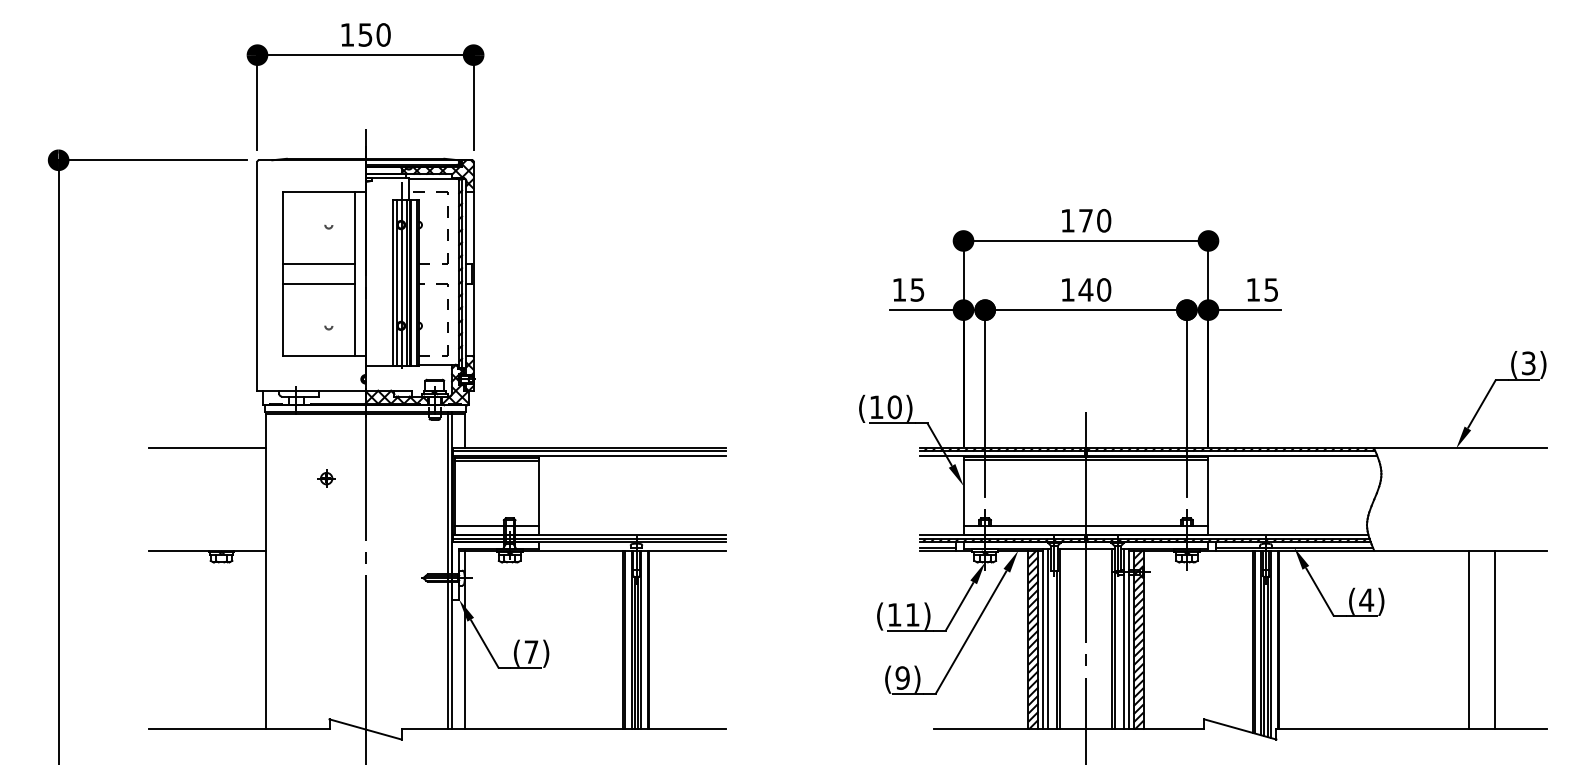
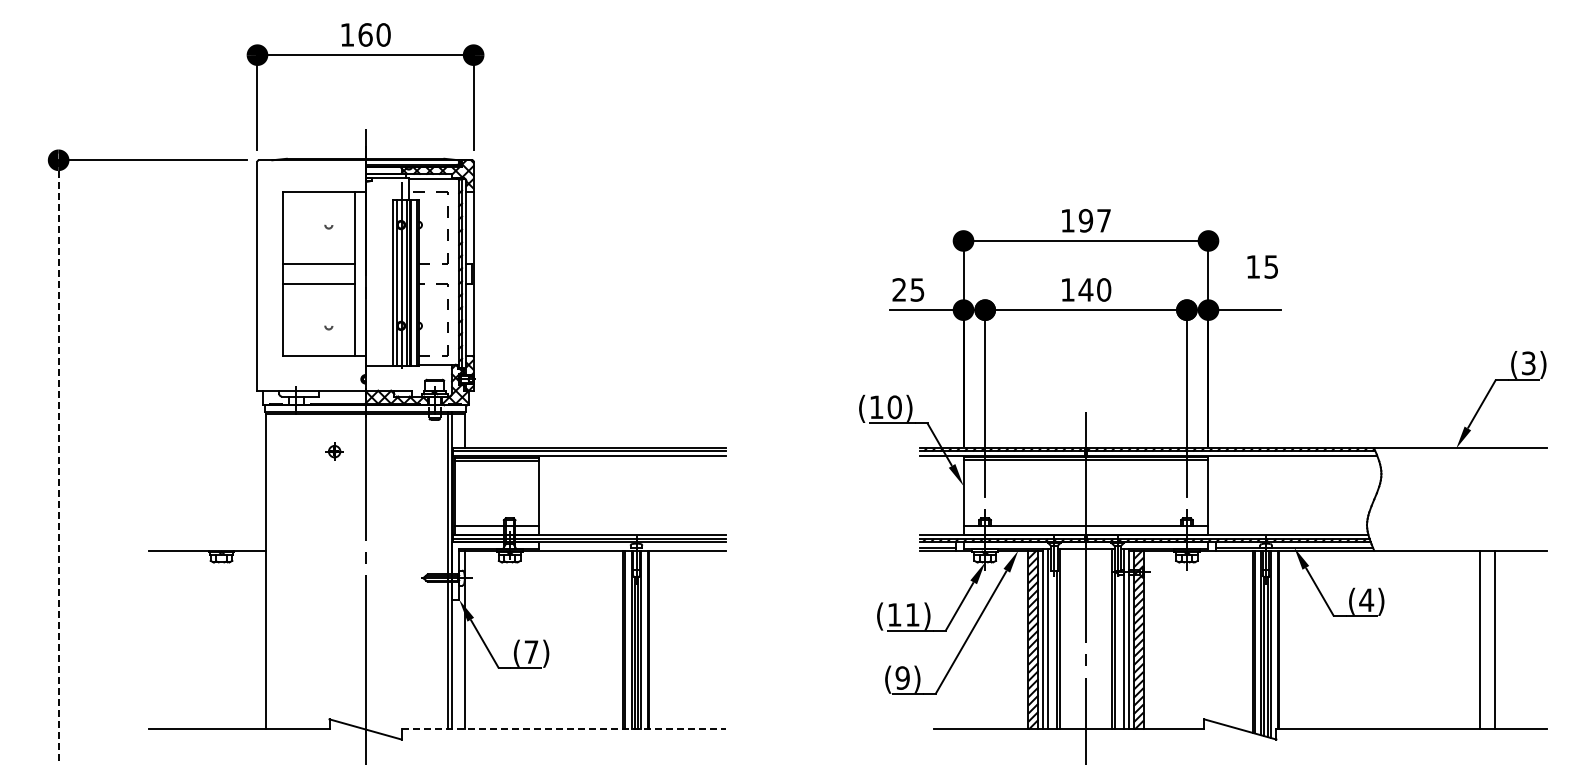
text: 150 -> 160 (365, 34)
text: 170 -> 197 (1094, 220)
text: 15 -> 25 (898, 289)
text position: (1262, 289) -> (1262, 266) (1262, 266)
line: present -> none (207, 448)
line: solid -> dashed (58, 462)
part position: (326, 478) -> (334, 451) (334, 451)
line position: (1469, 639) -> (1480, 639) (1480, 639)
line: solid -> dashed (564, 729)
